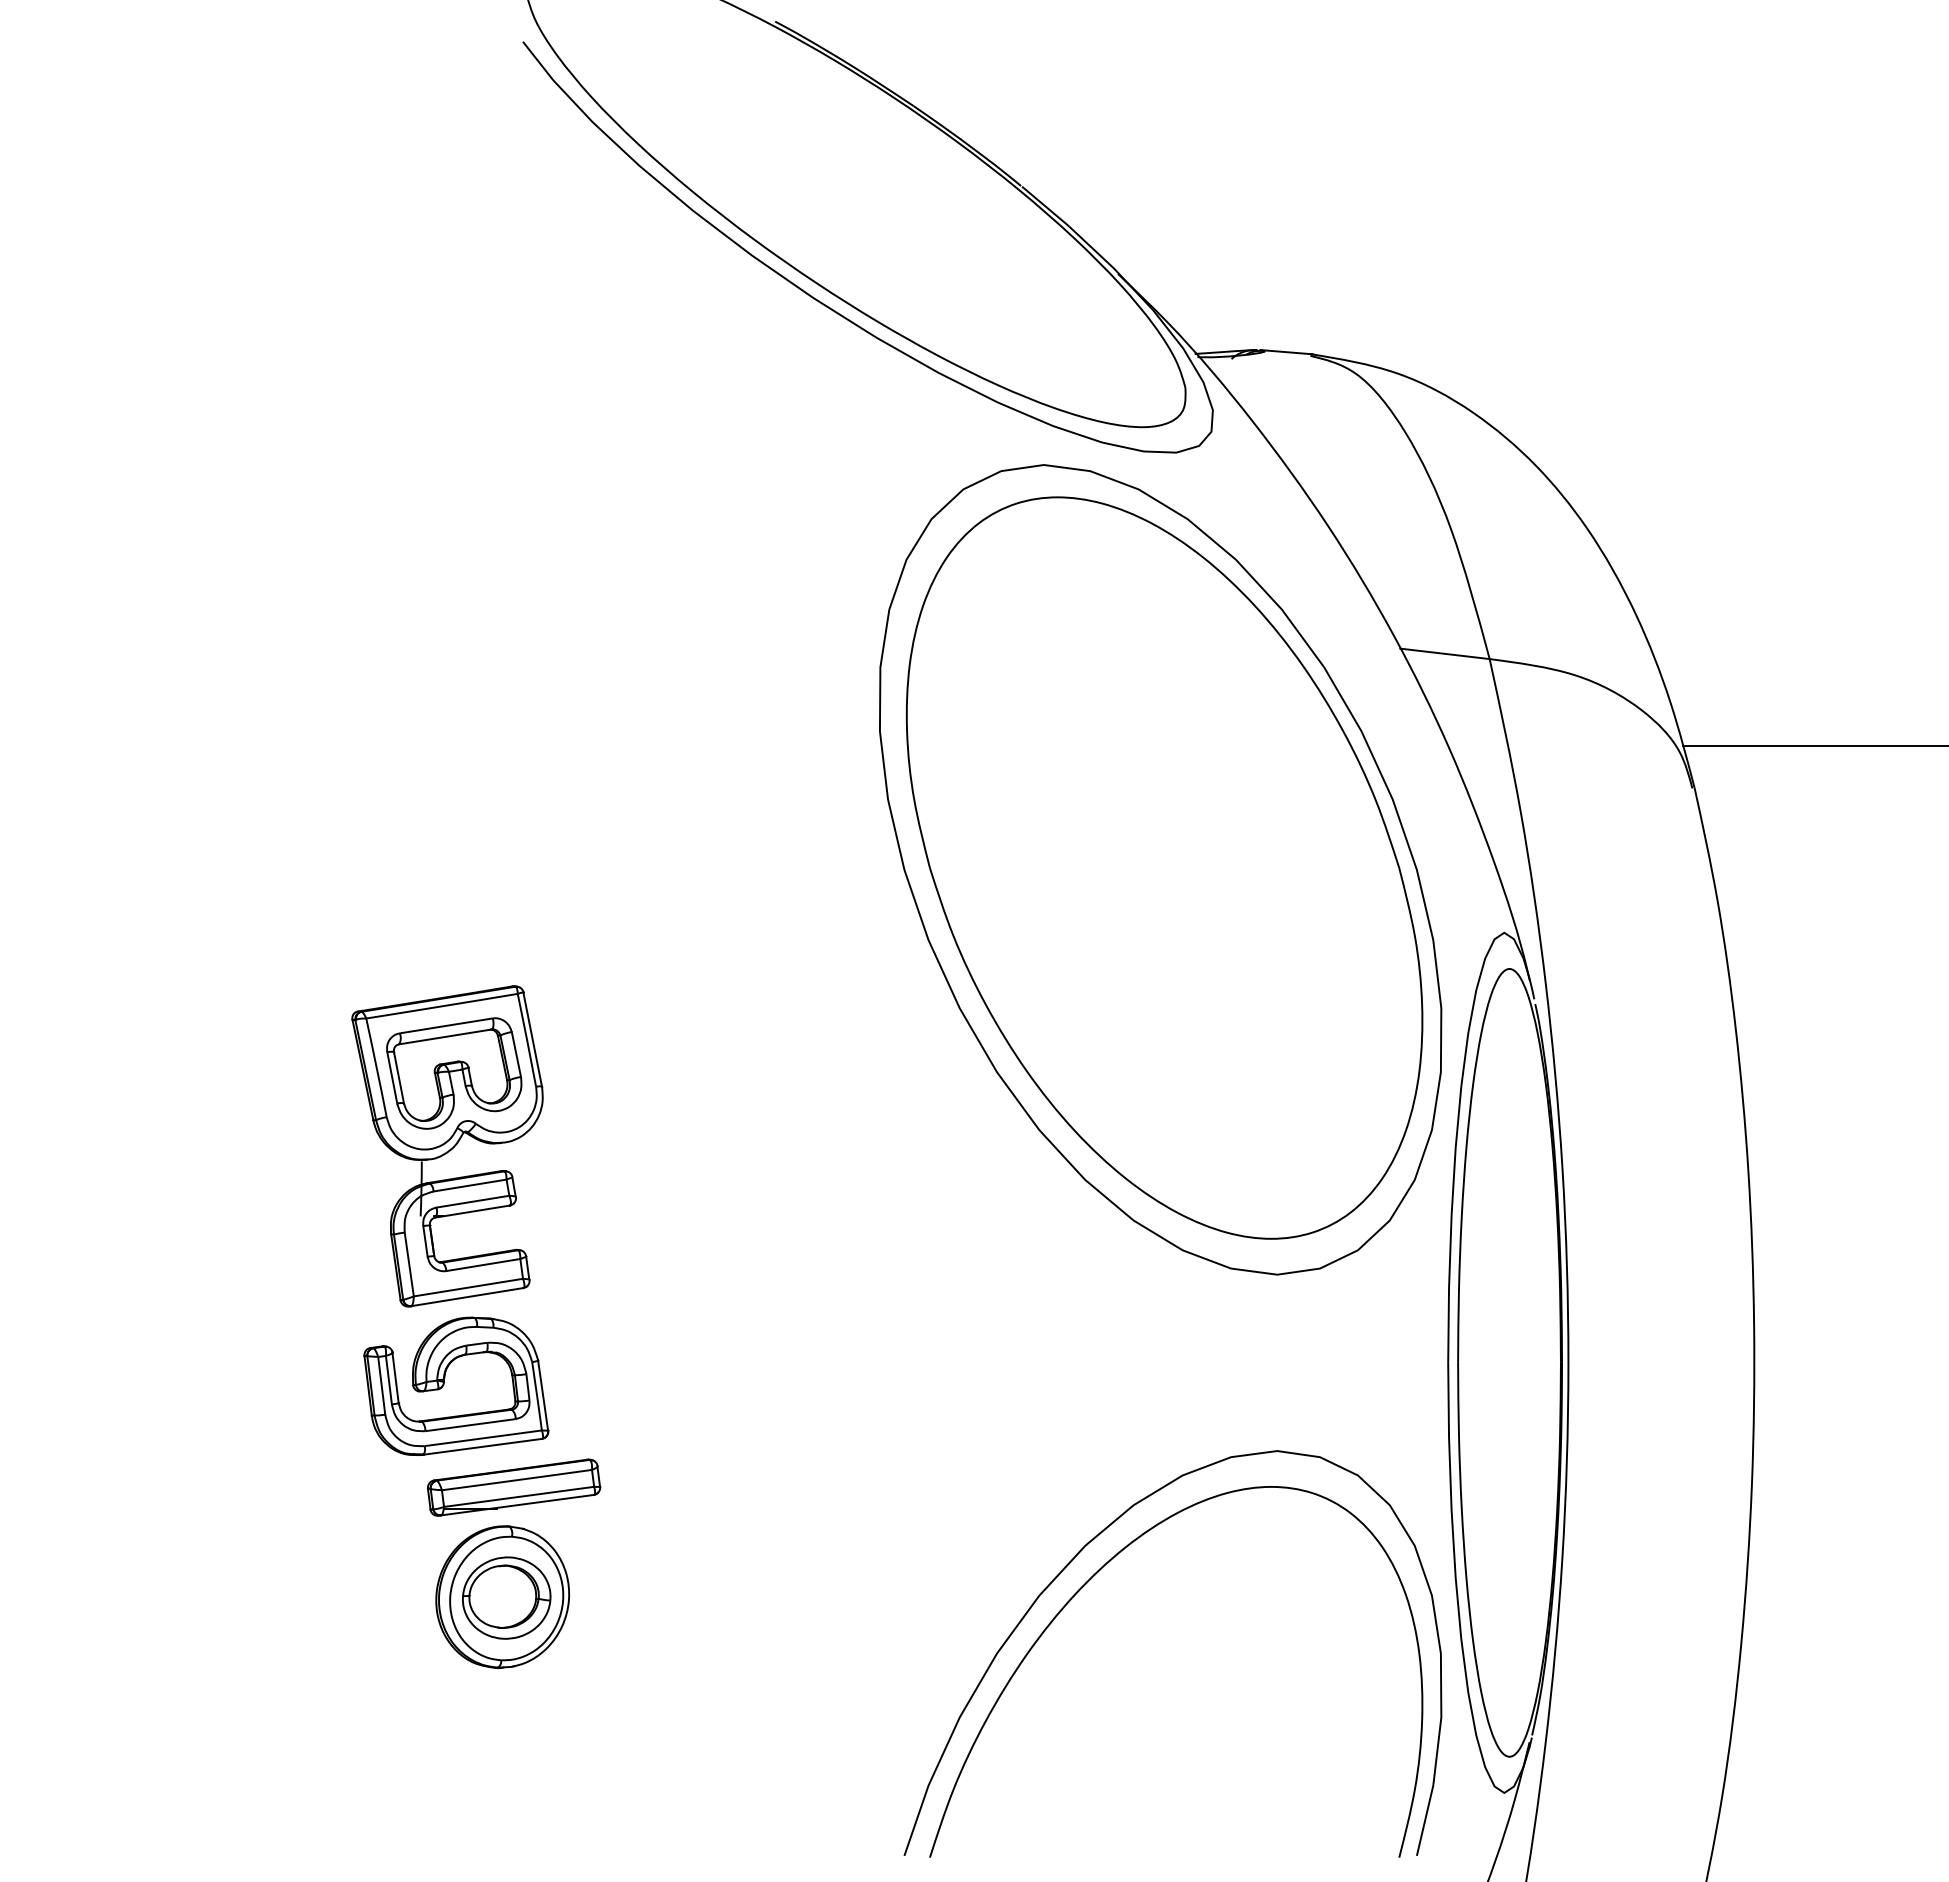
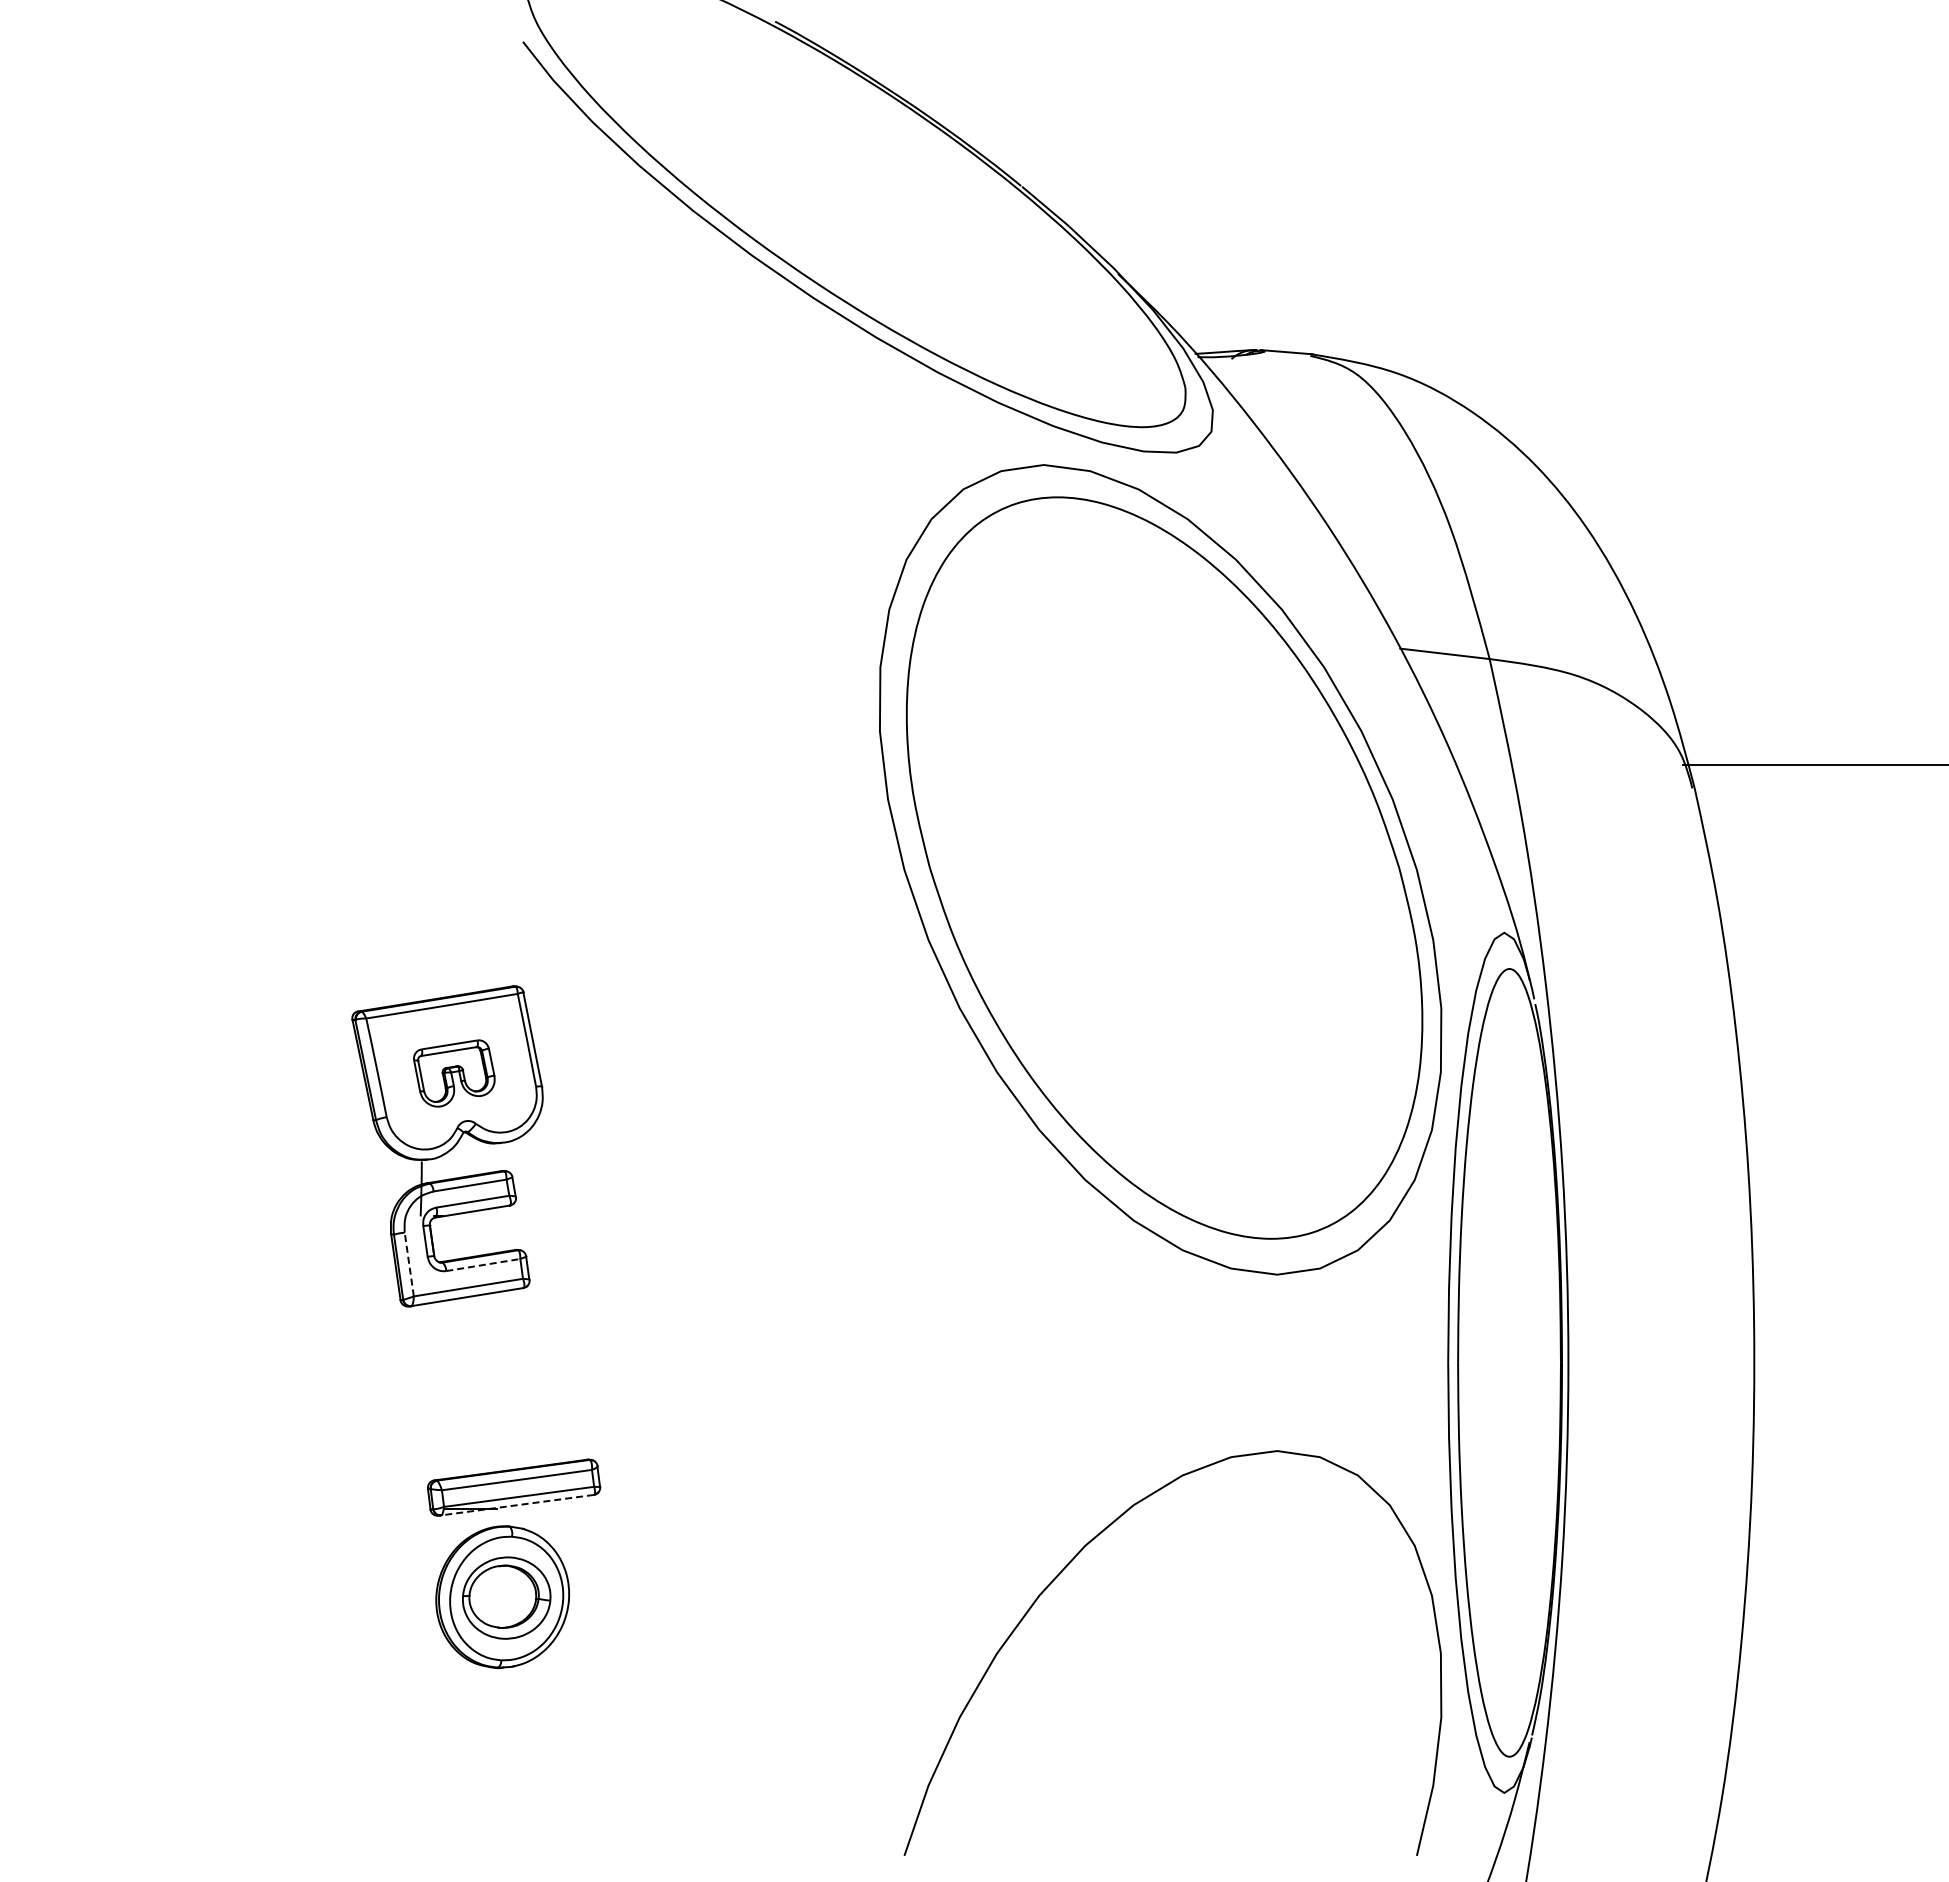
line position: (1813, 745) -> (1813, 764) (1813, 764)
part size: 137x113 px -> 83x69 px (454, 1073)
line: solid -> dashed (409, 1264)
line: solid -> dashed (483, 1265)
part: present -> none (444, 1384)
line: solid -> dashed (517, 1505)
curve: present -> none (1088, 1582)
